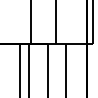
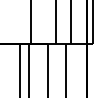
line: none -> present (70, 22)
